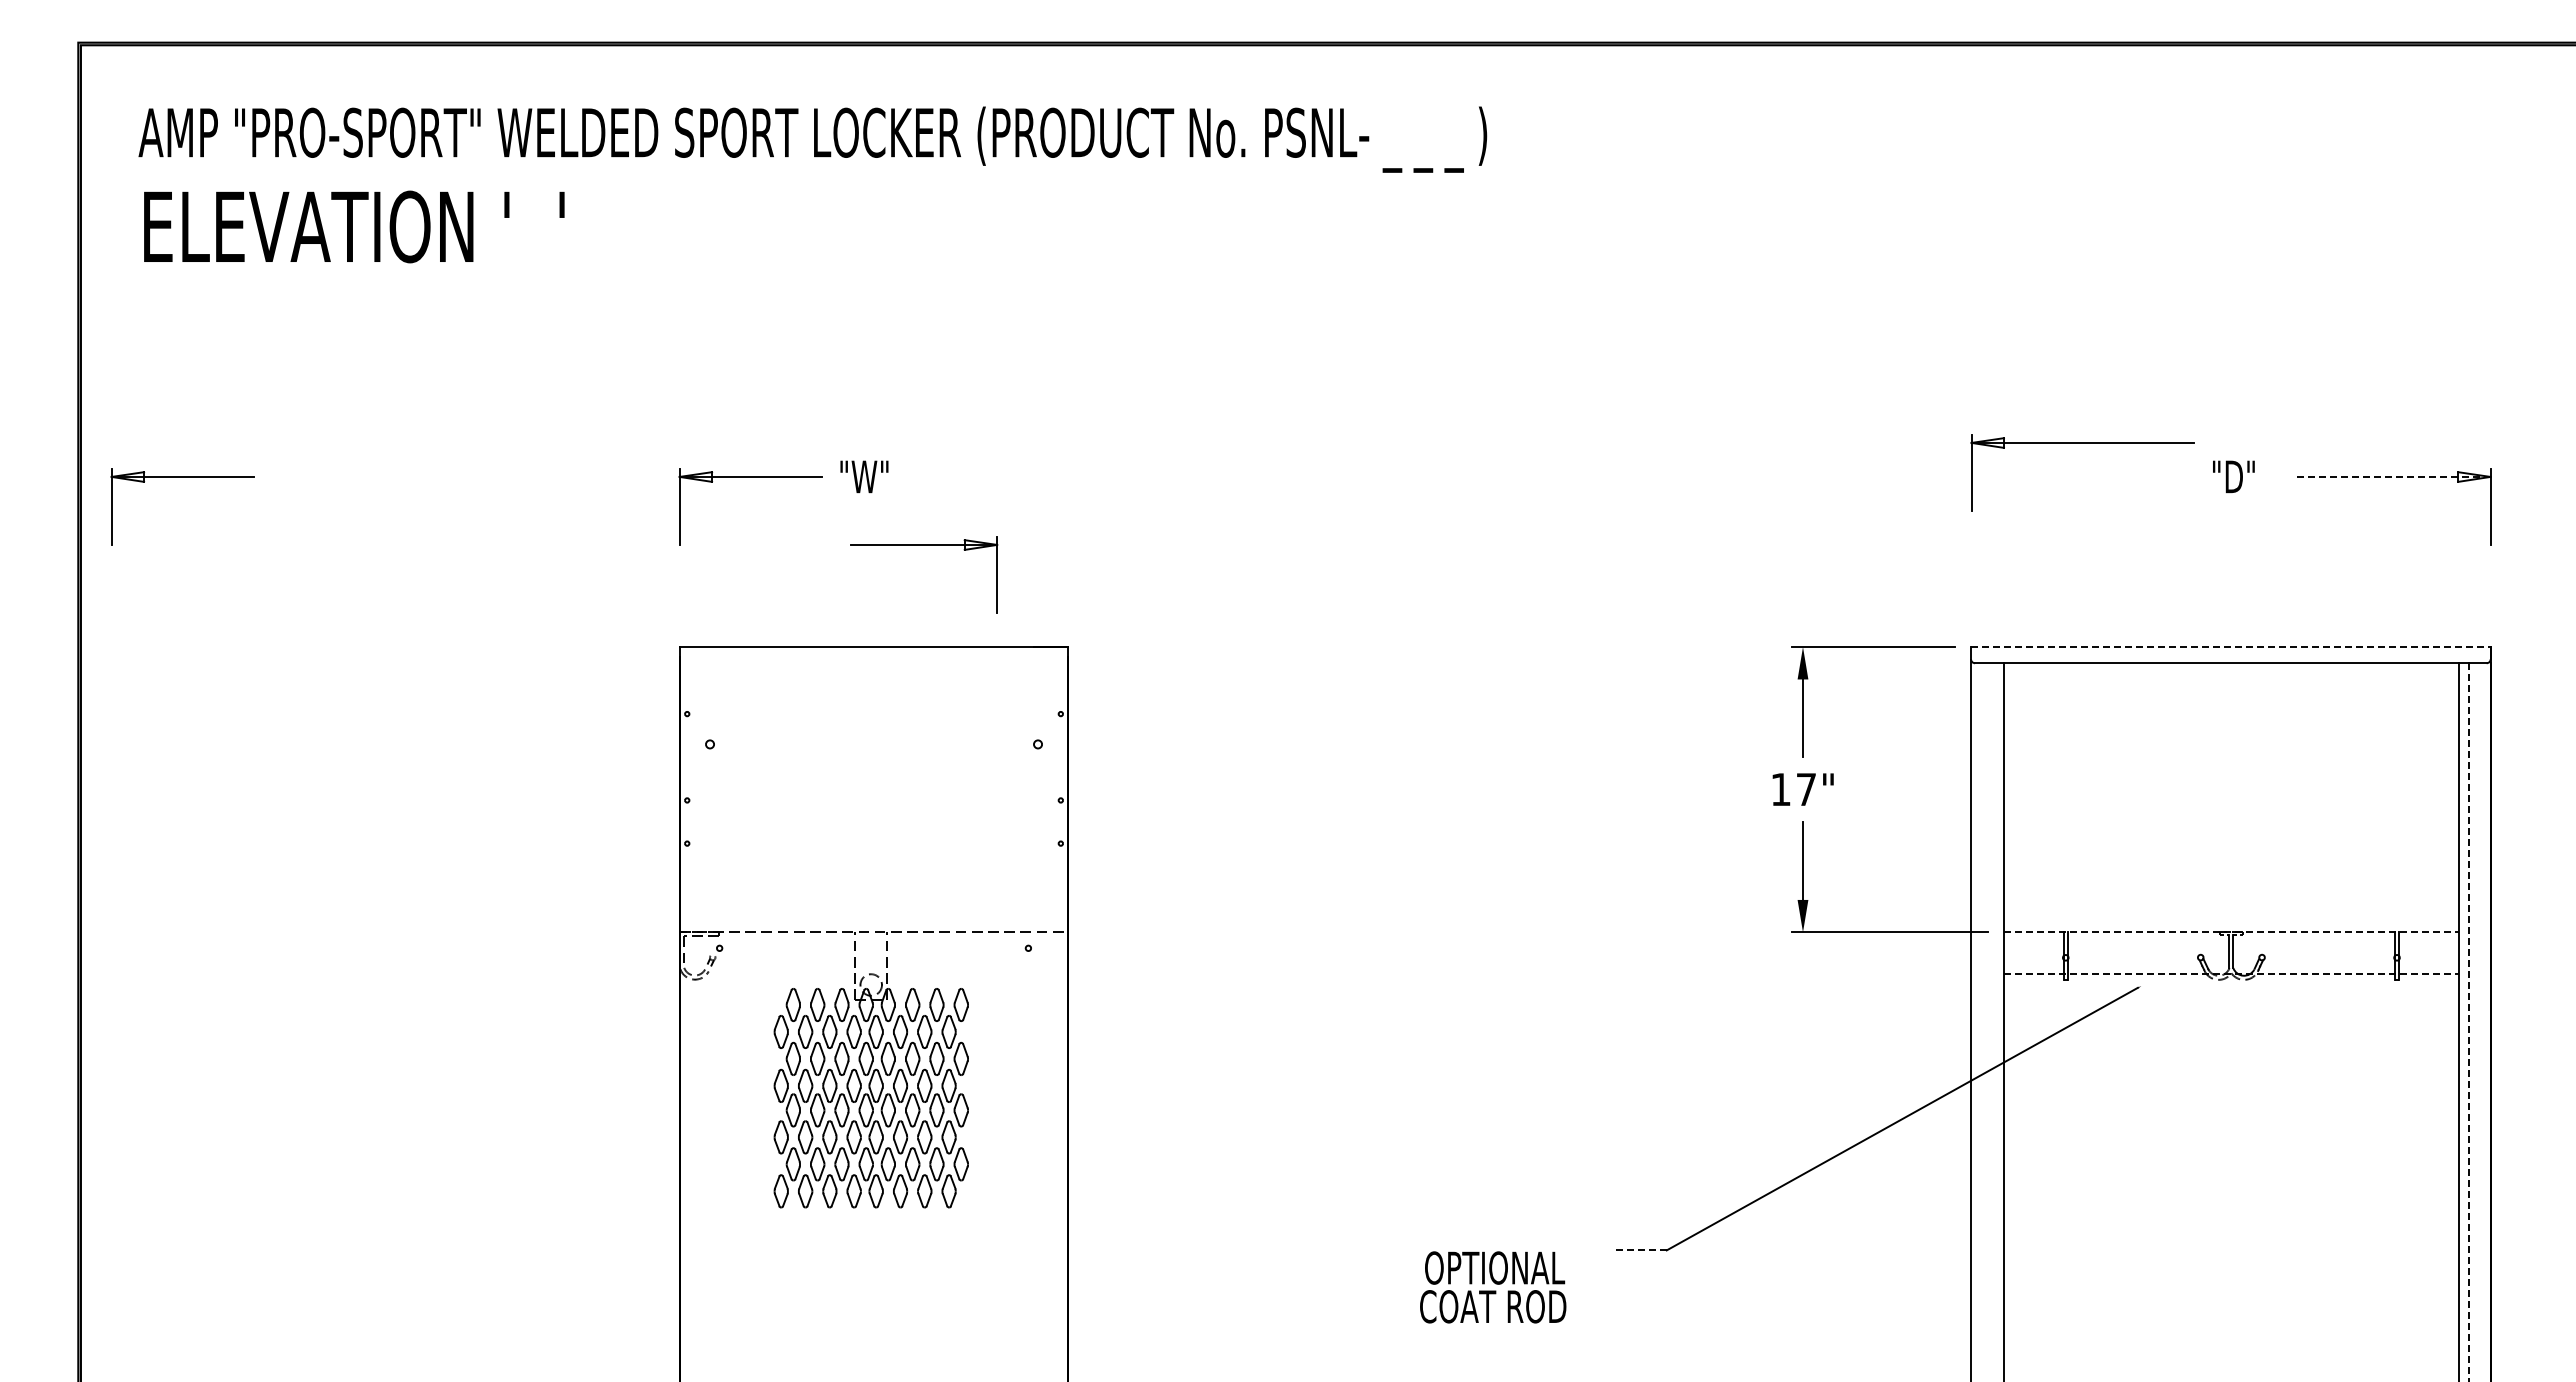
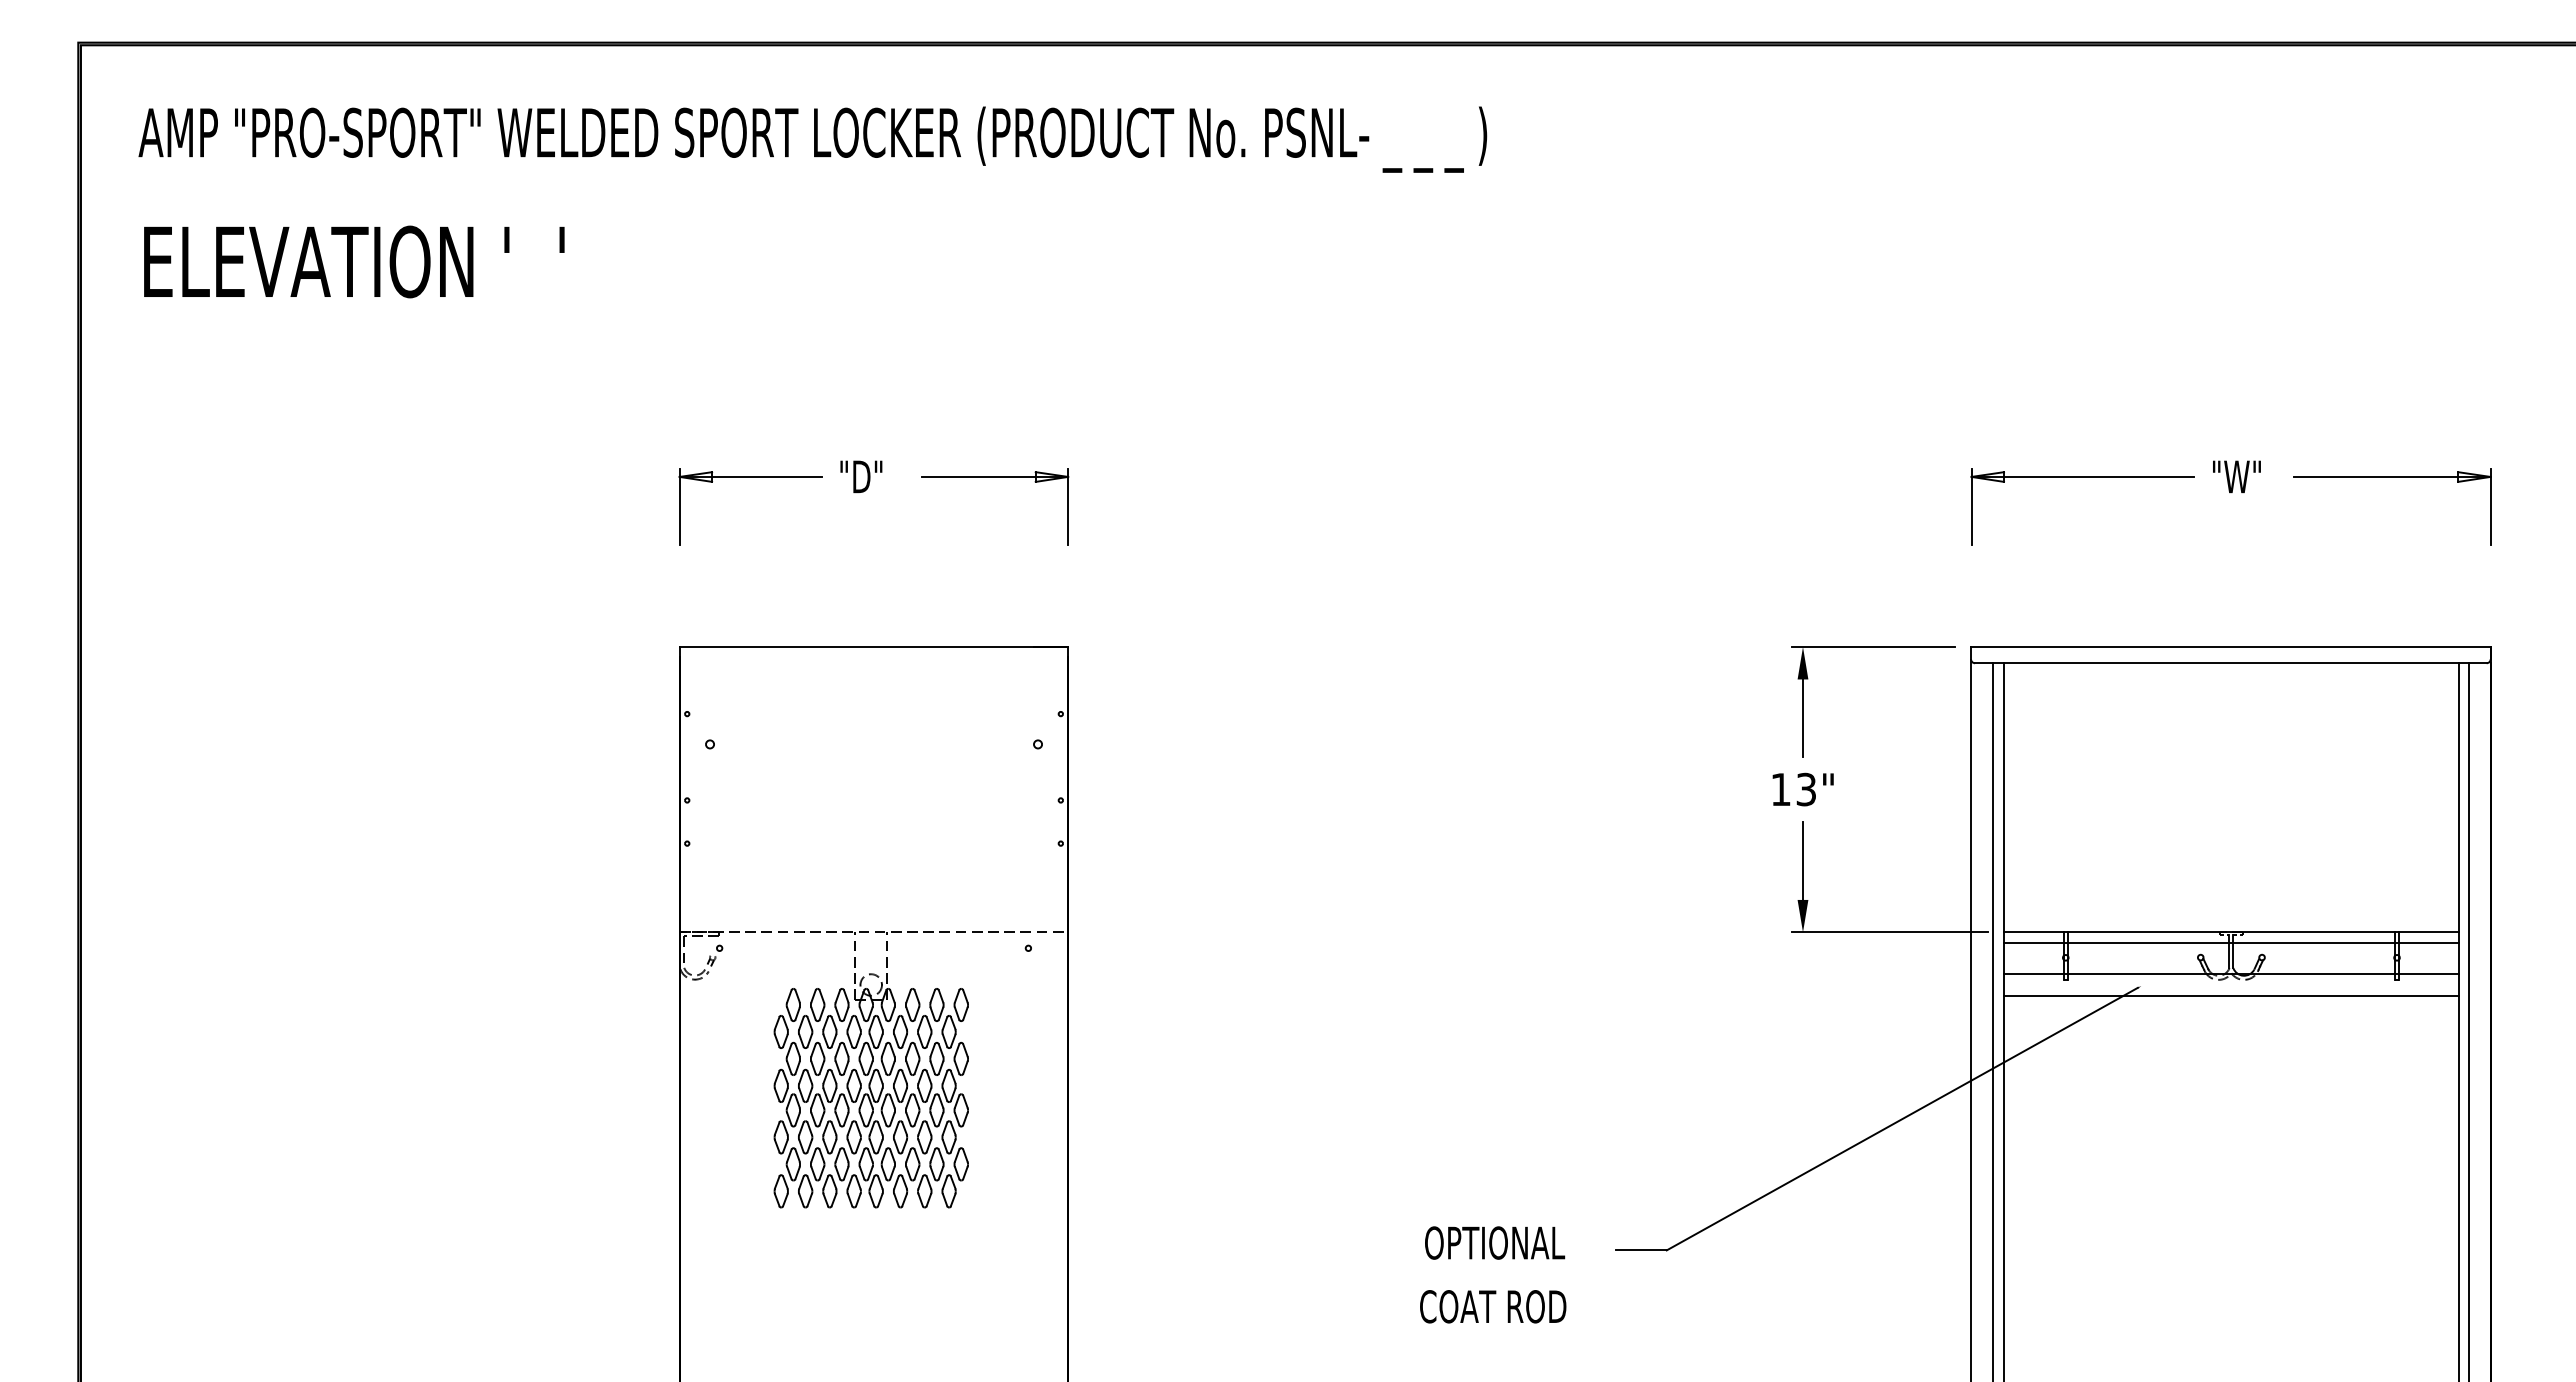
text position: (354, 226) -> (354, 261) (354, 261)
part position: (2082, 443) -> (2082, 477) (2082, 477)
text: "W" -> "D" (869, 476)
text: "D" -> "W" (2242, 476)
line: dashed -> solid (2391, 476)
part: present -> none (182, 477)
part position: (924, 545) -> (995, 477) (995, 477)
line: dashed -> solid (2230, 647)
text: 17" -> 13" (1805, 789)
line: dashed -> solid (2231, 932)
line: none -> present (2231, 943)
line: dashed -> solid (2231, 974)
line: none -> present (2231, 995)
line: none -> present (1993, 1020)
line: dashed -> solid (2469, 1022)
line: dashed -> solid (1640, 1250)
text position: (1495, 1267) -> (1495, 1242) (1495, 1242)
